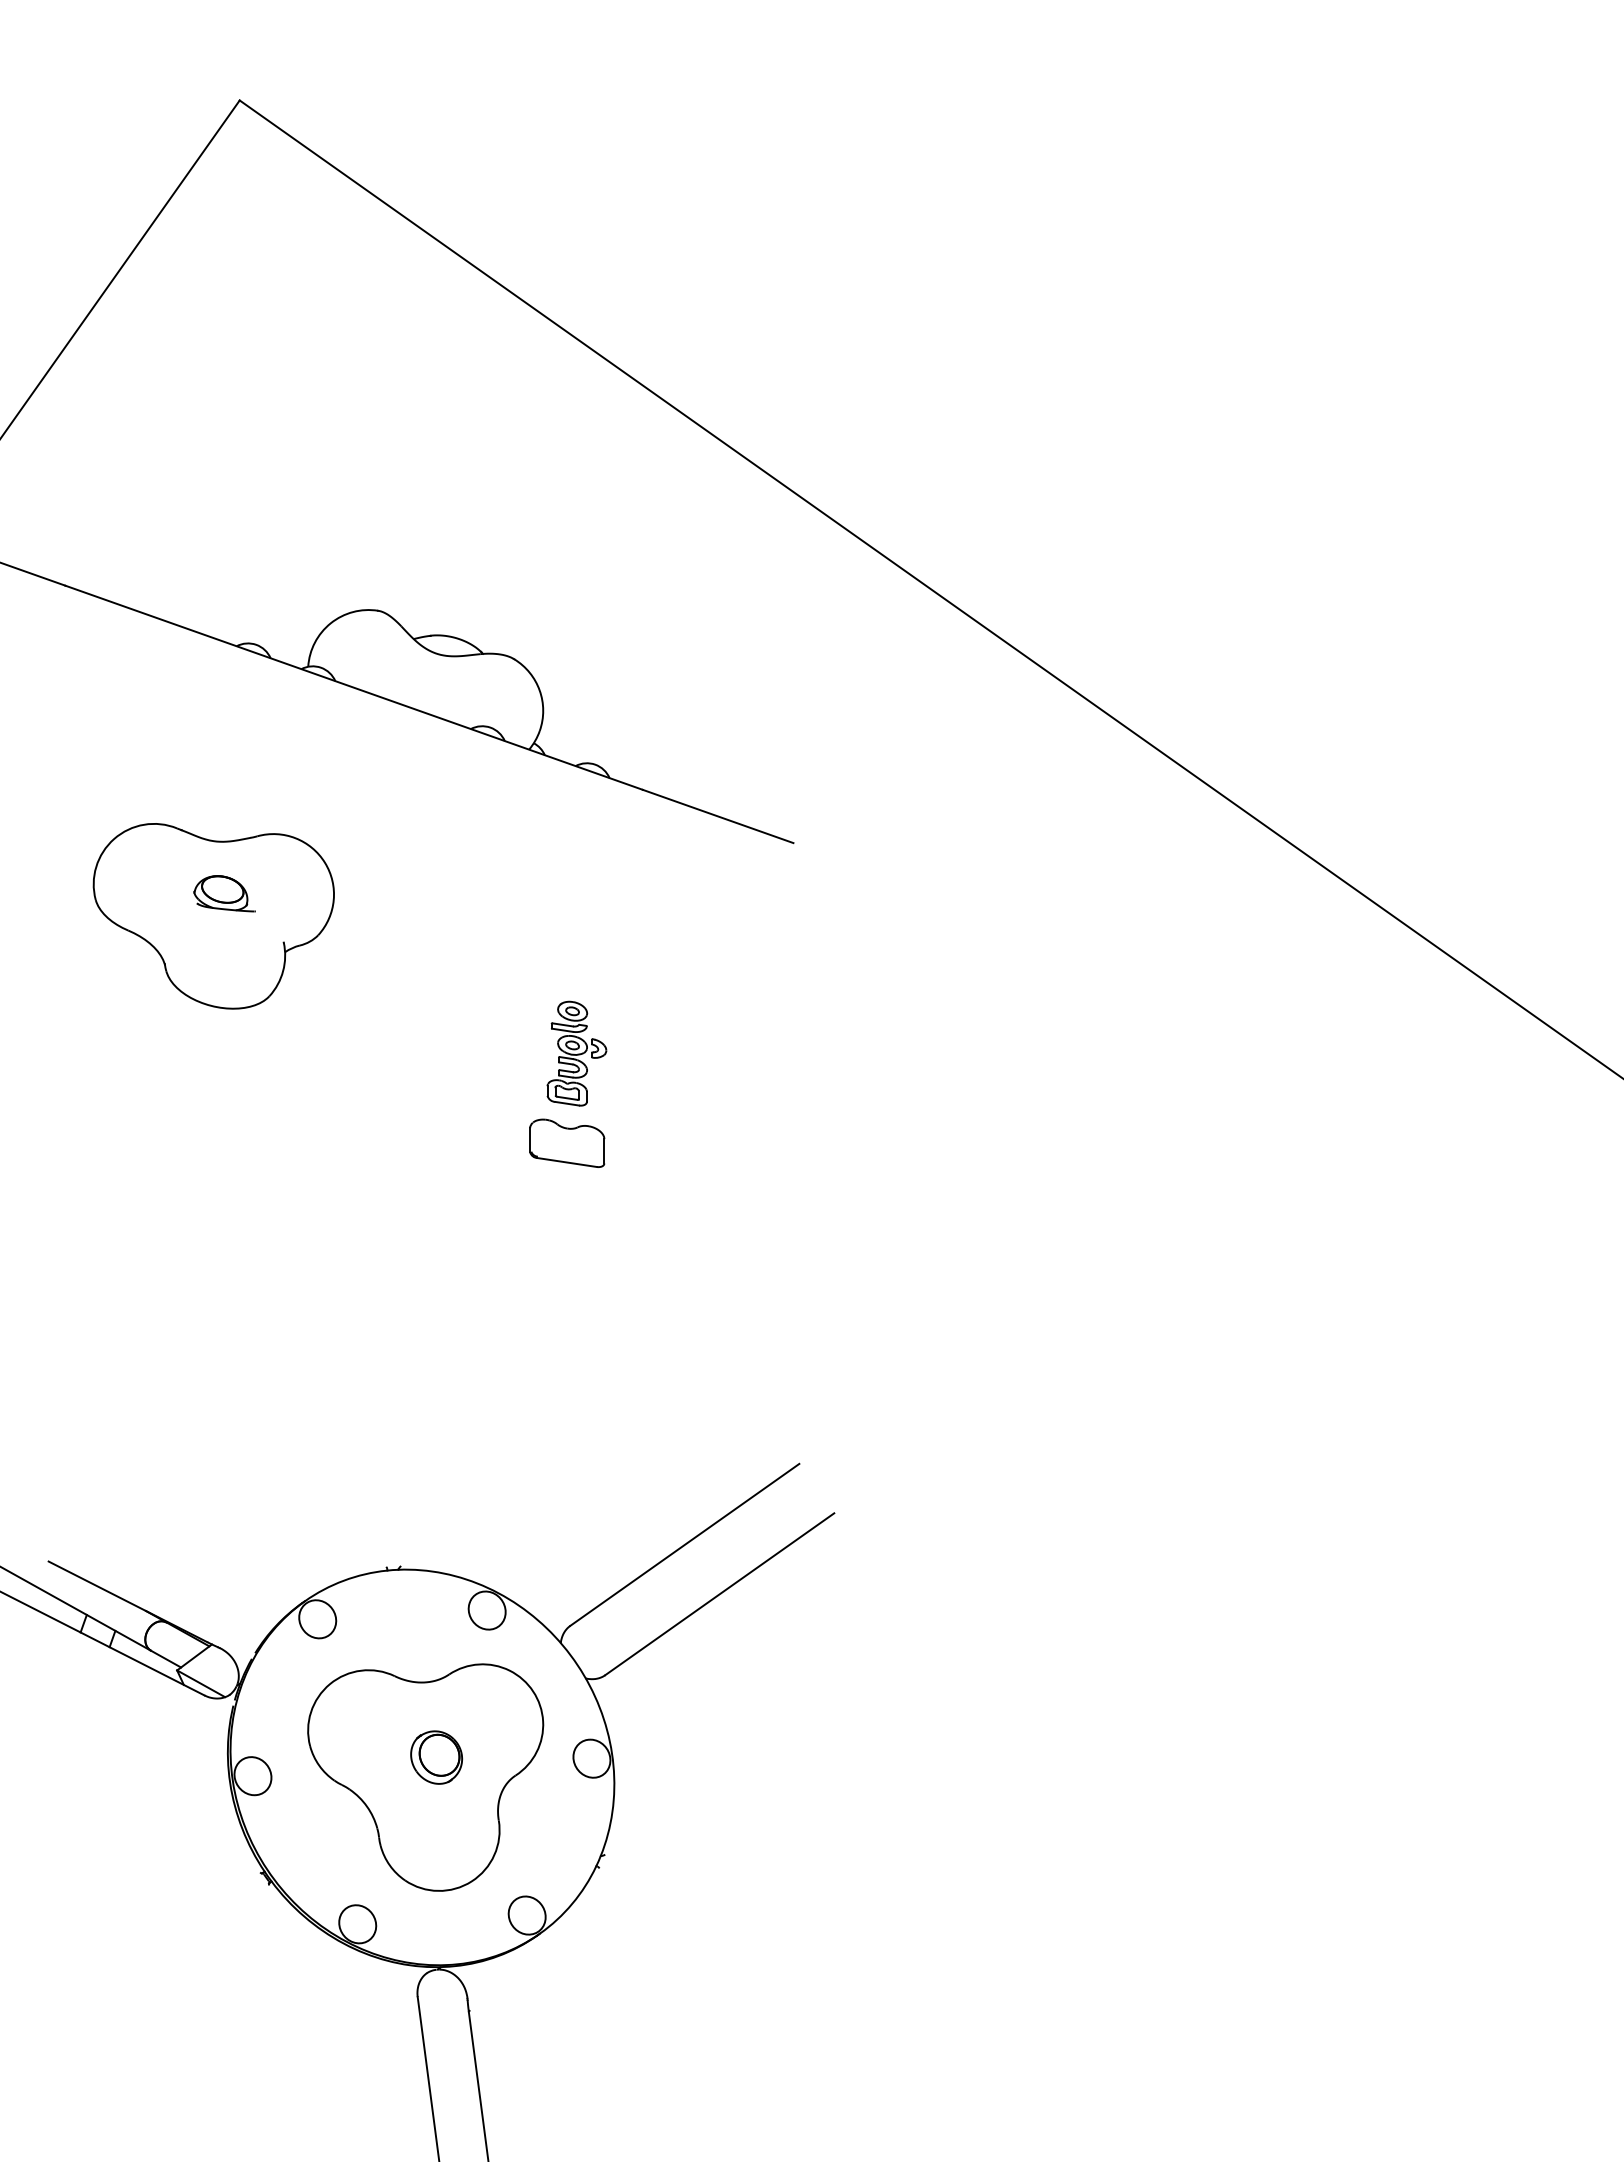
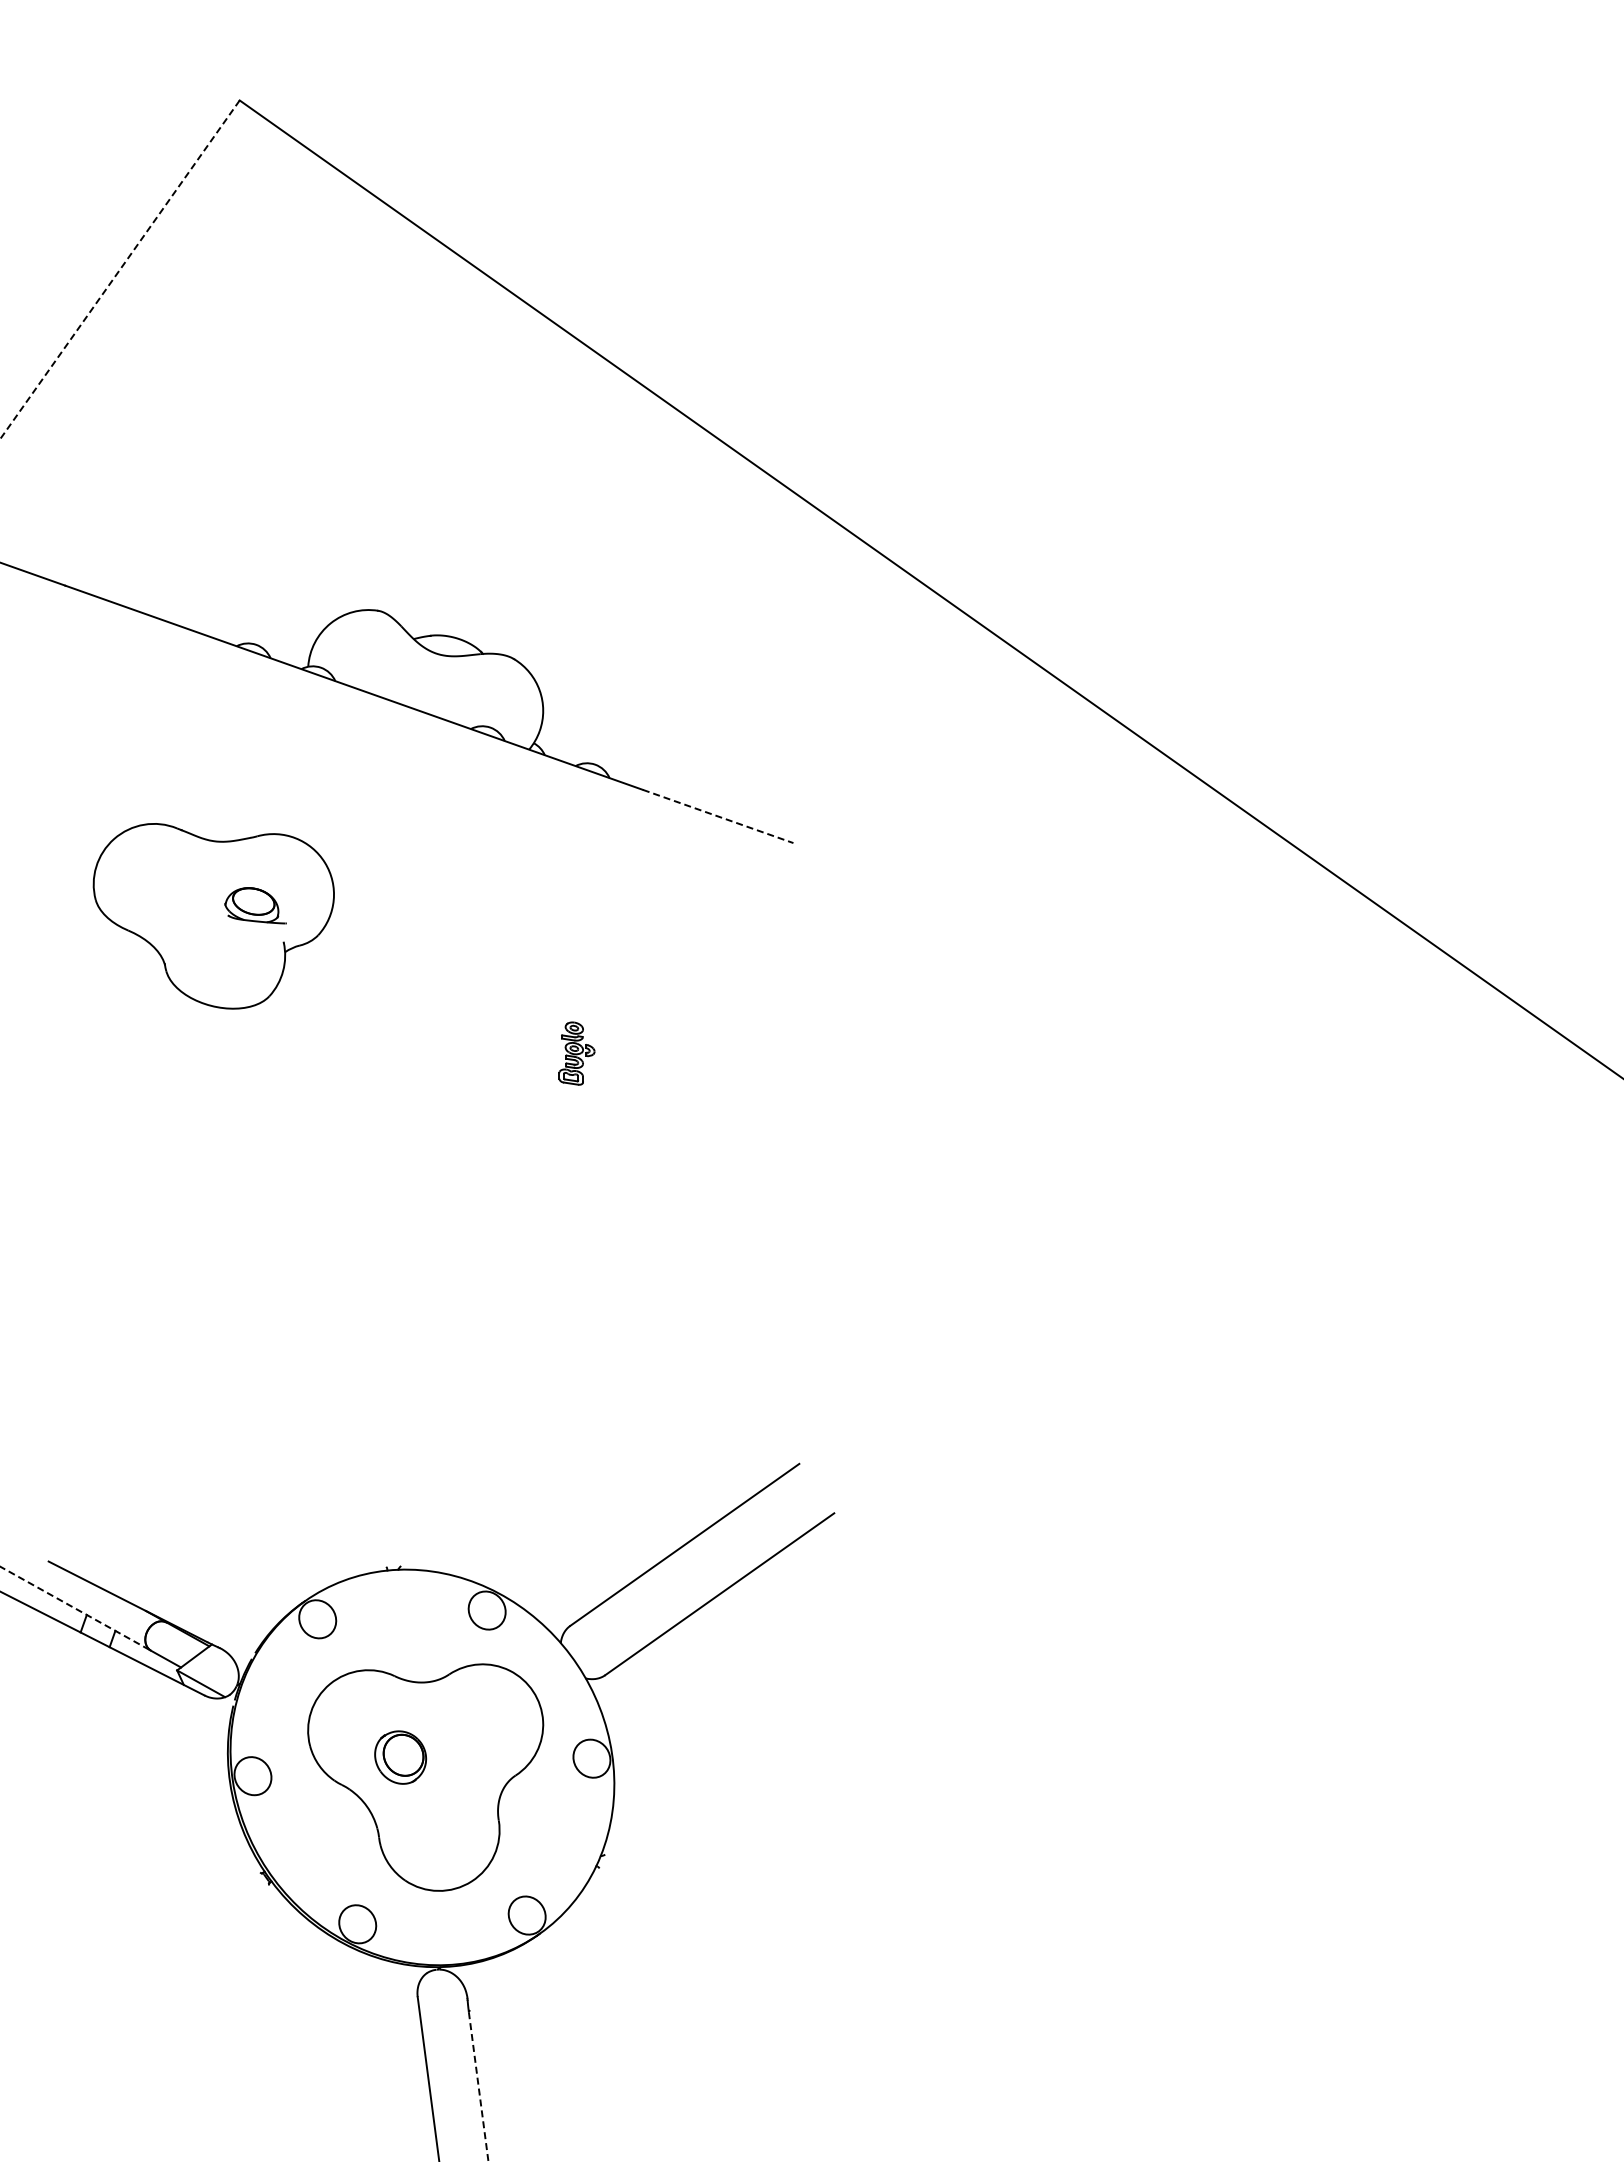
line: solid -> dashed (119, 270)
line: solid -> dashed (718, 816)
part position: (224, 893) -> (255, 905) (255, 905)
part size: 62x107 px -> 38x65 px (576, 1053)
part: present -> none (567, 1142)
line: solid -> dashed (75, 1608)
part position: (436, 1757) -> (400, 1757) (400, 1757)
line: solid -> dashed (478, 2087)
